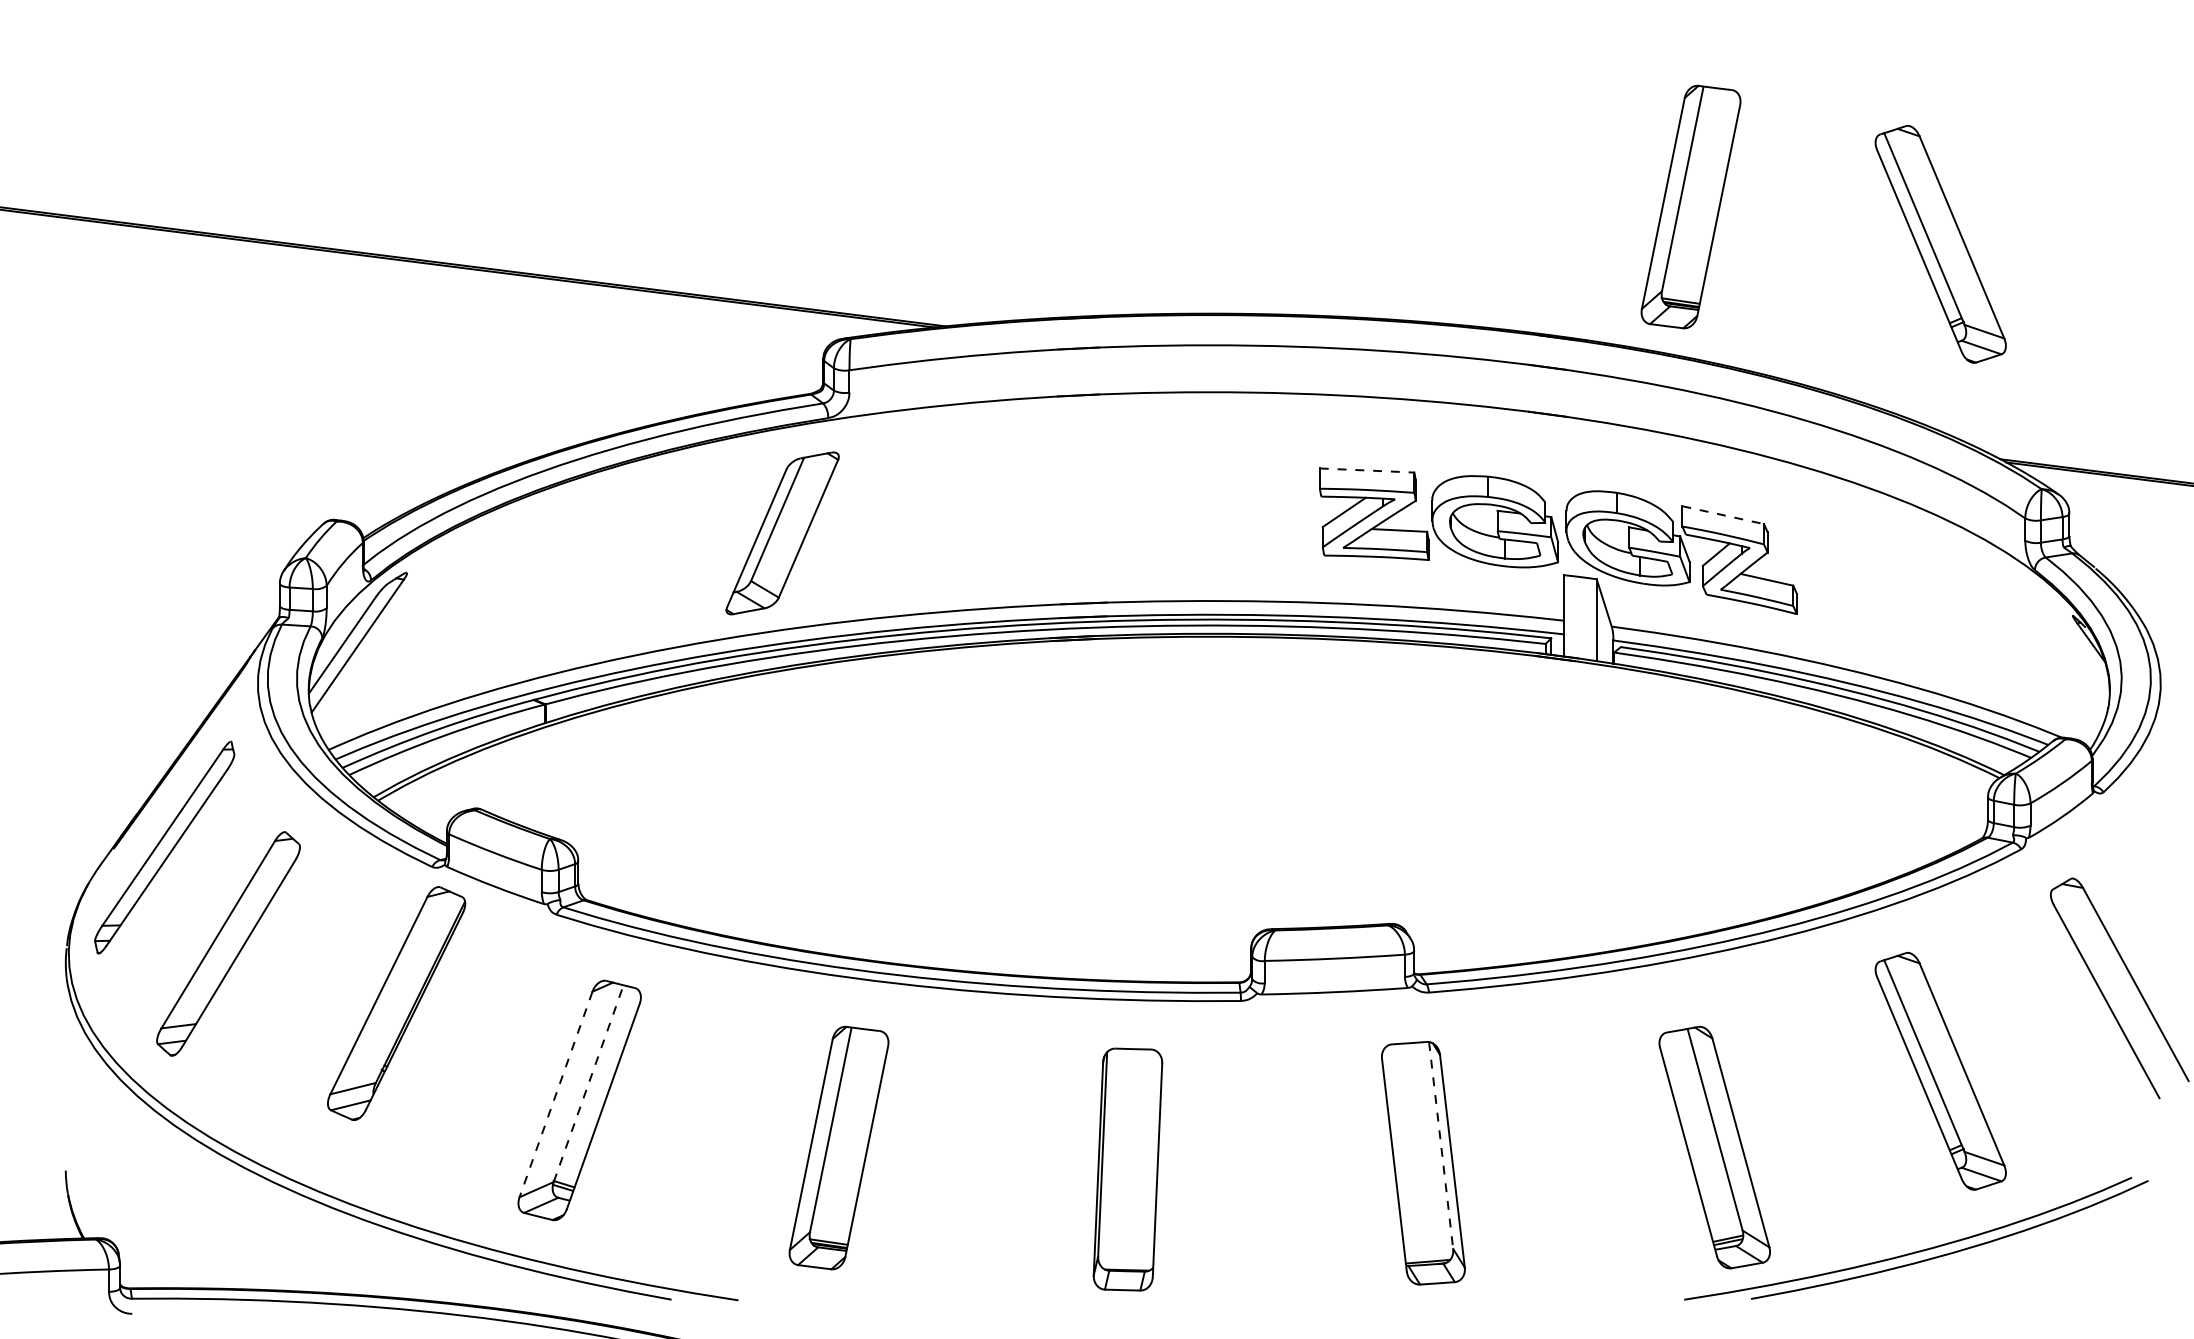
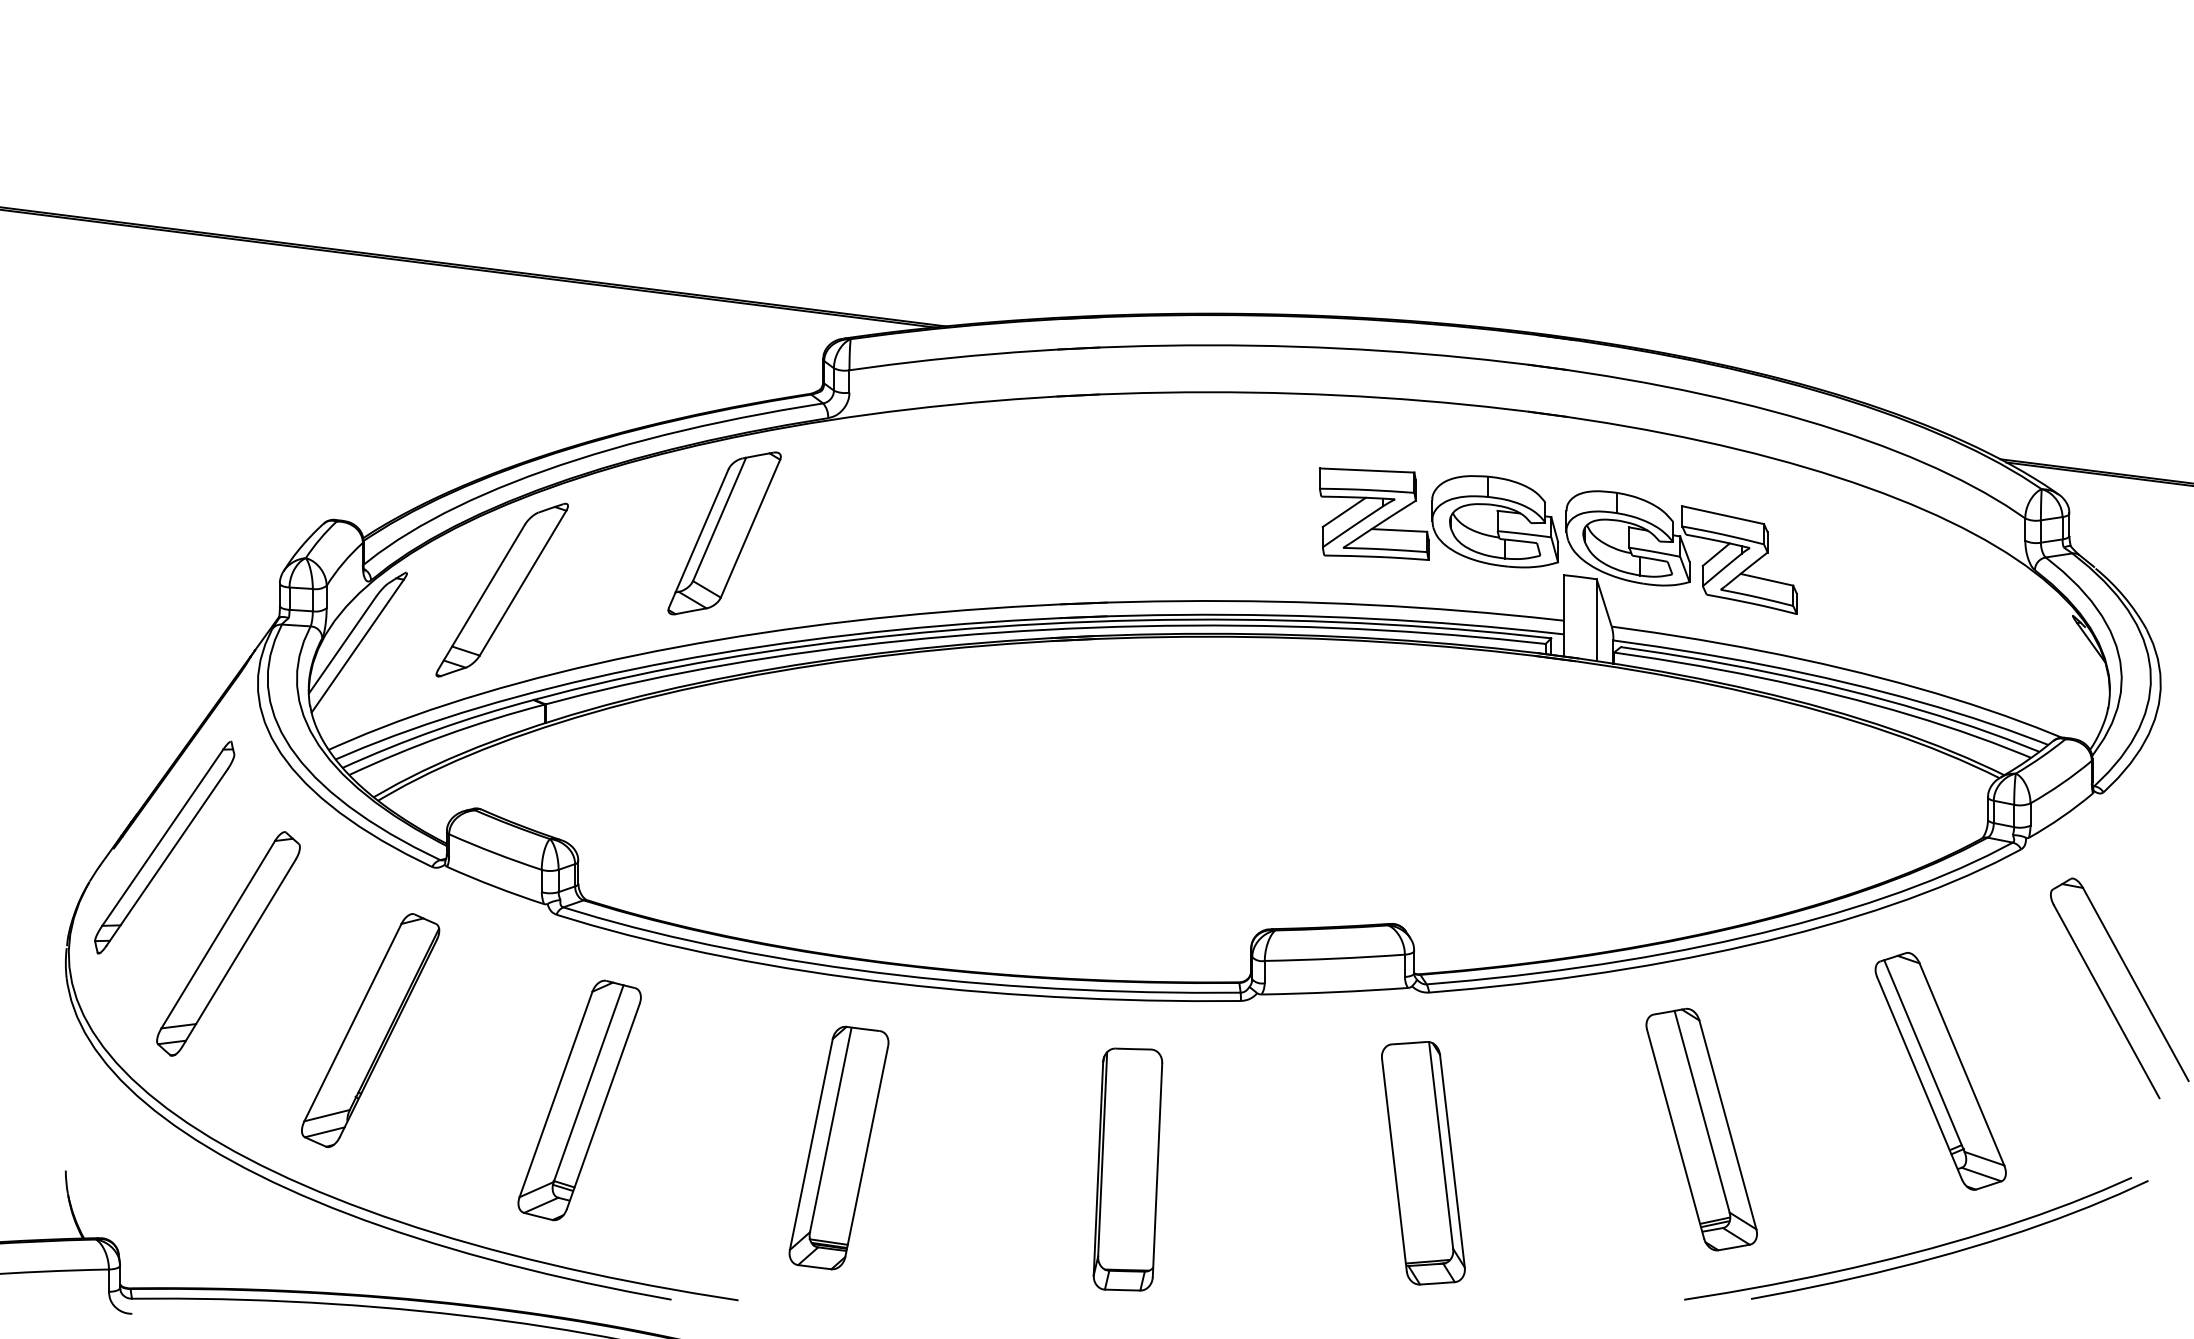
part: present -> none (1690, 206)
part: present -> none (1940, 244)
line: dashed -> solid (1367, 470)
line: dashed -> solid (1723, 515)
part position: (782, 533) -> (724, 533) (724, 533)
part: none -> present (501, 589)
part position: (396, 1003) -> (370, 1030) (370, 1030)
line: dashed -> solid (588, 1083)
line: dashed -> solid (555, 1094)
line: dashed -> solid (1441, 1146)
part position: (1714, 1147) -> (1701, 1129) (1701, 1129)
